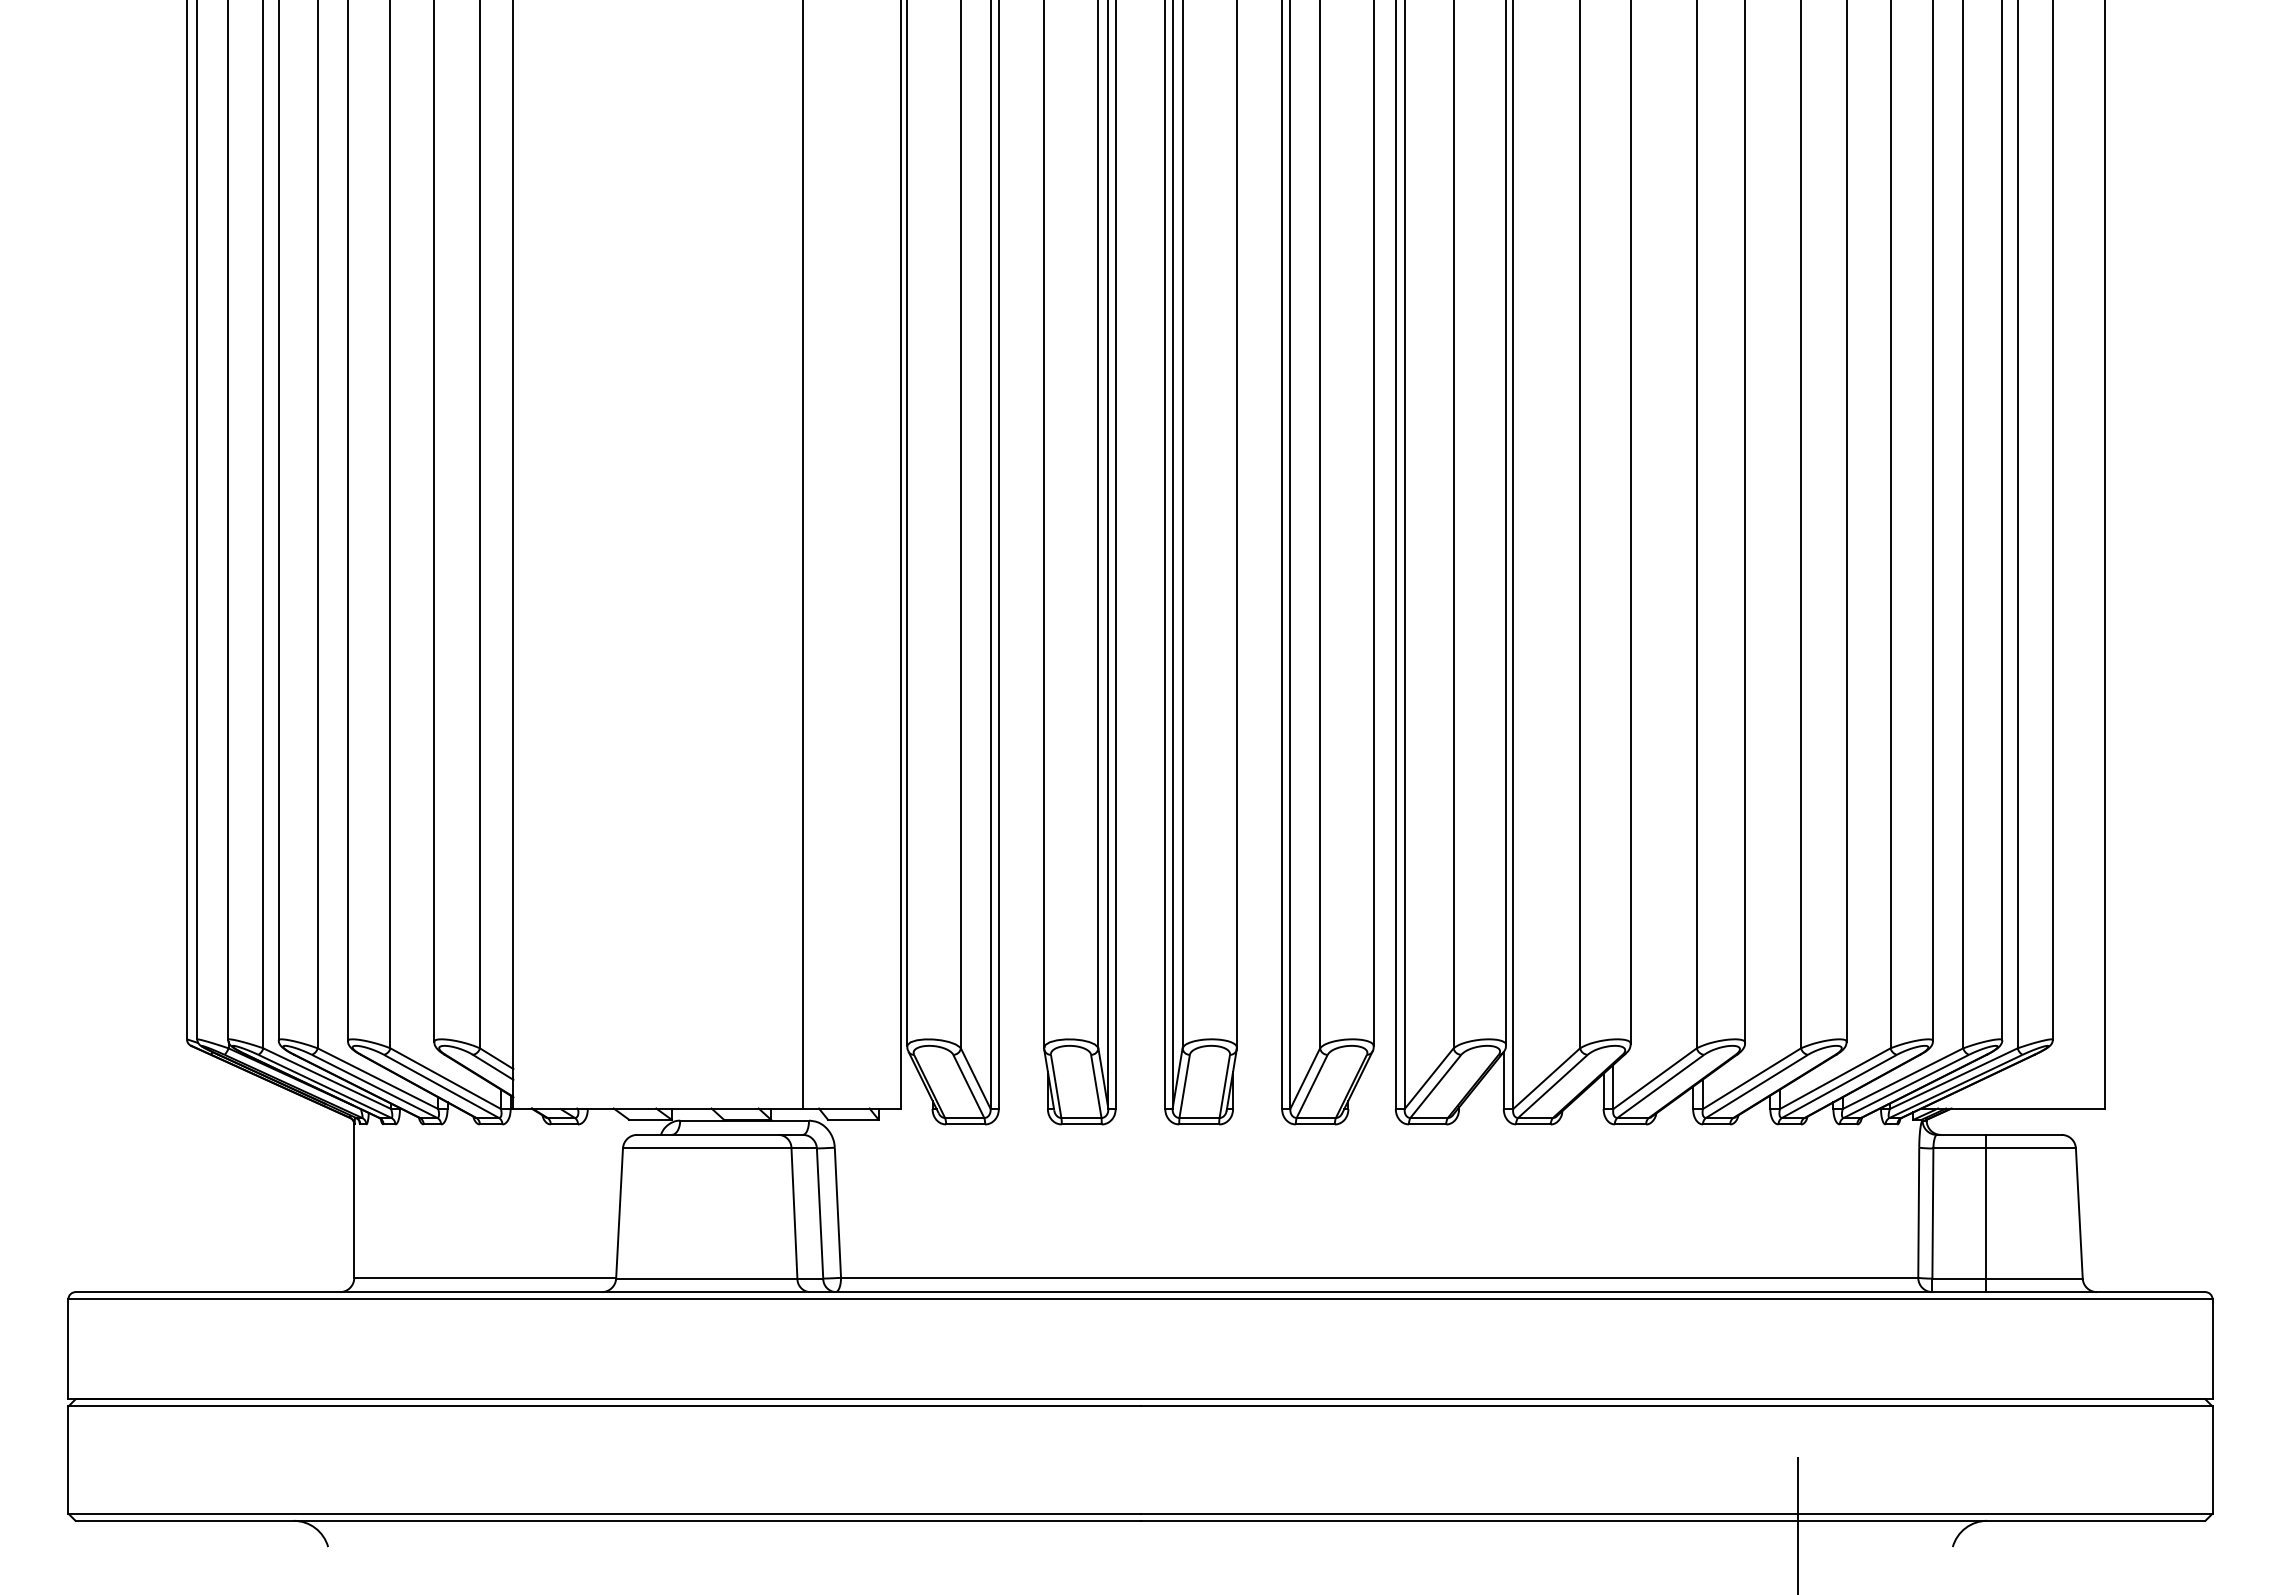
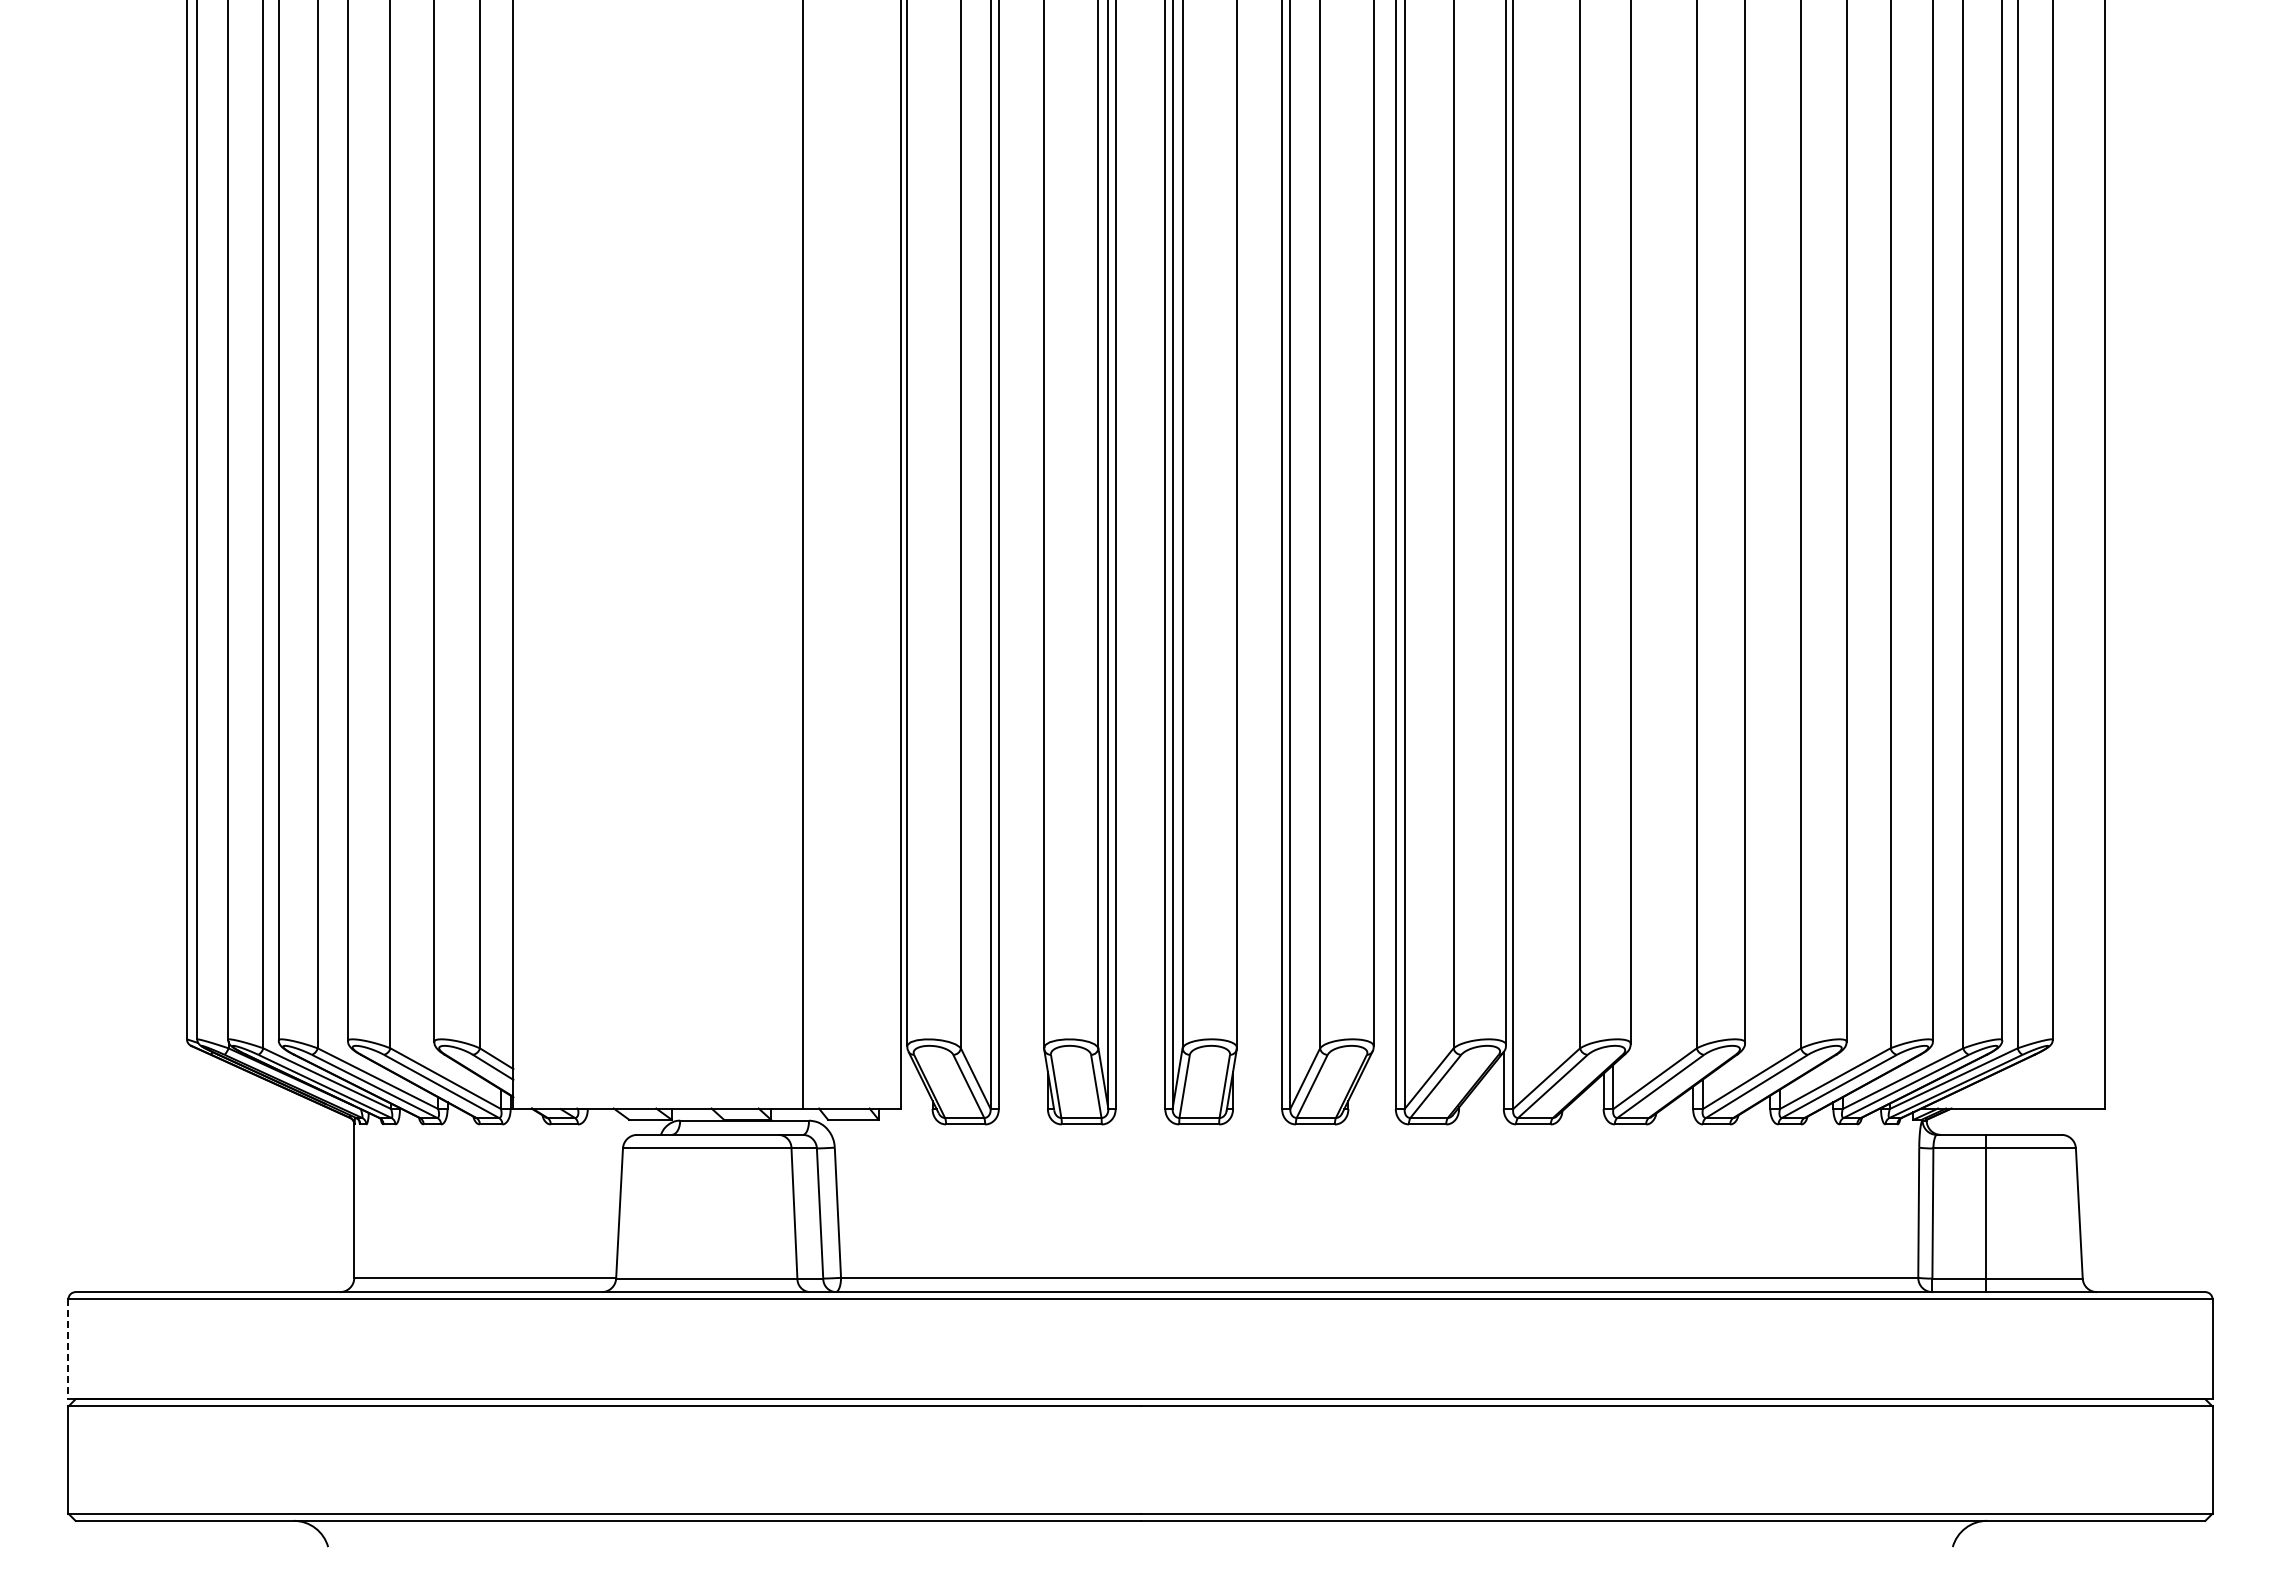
line: solid -> dashed (68, 1349)
line: present -> none (1798, 1523)
